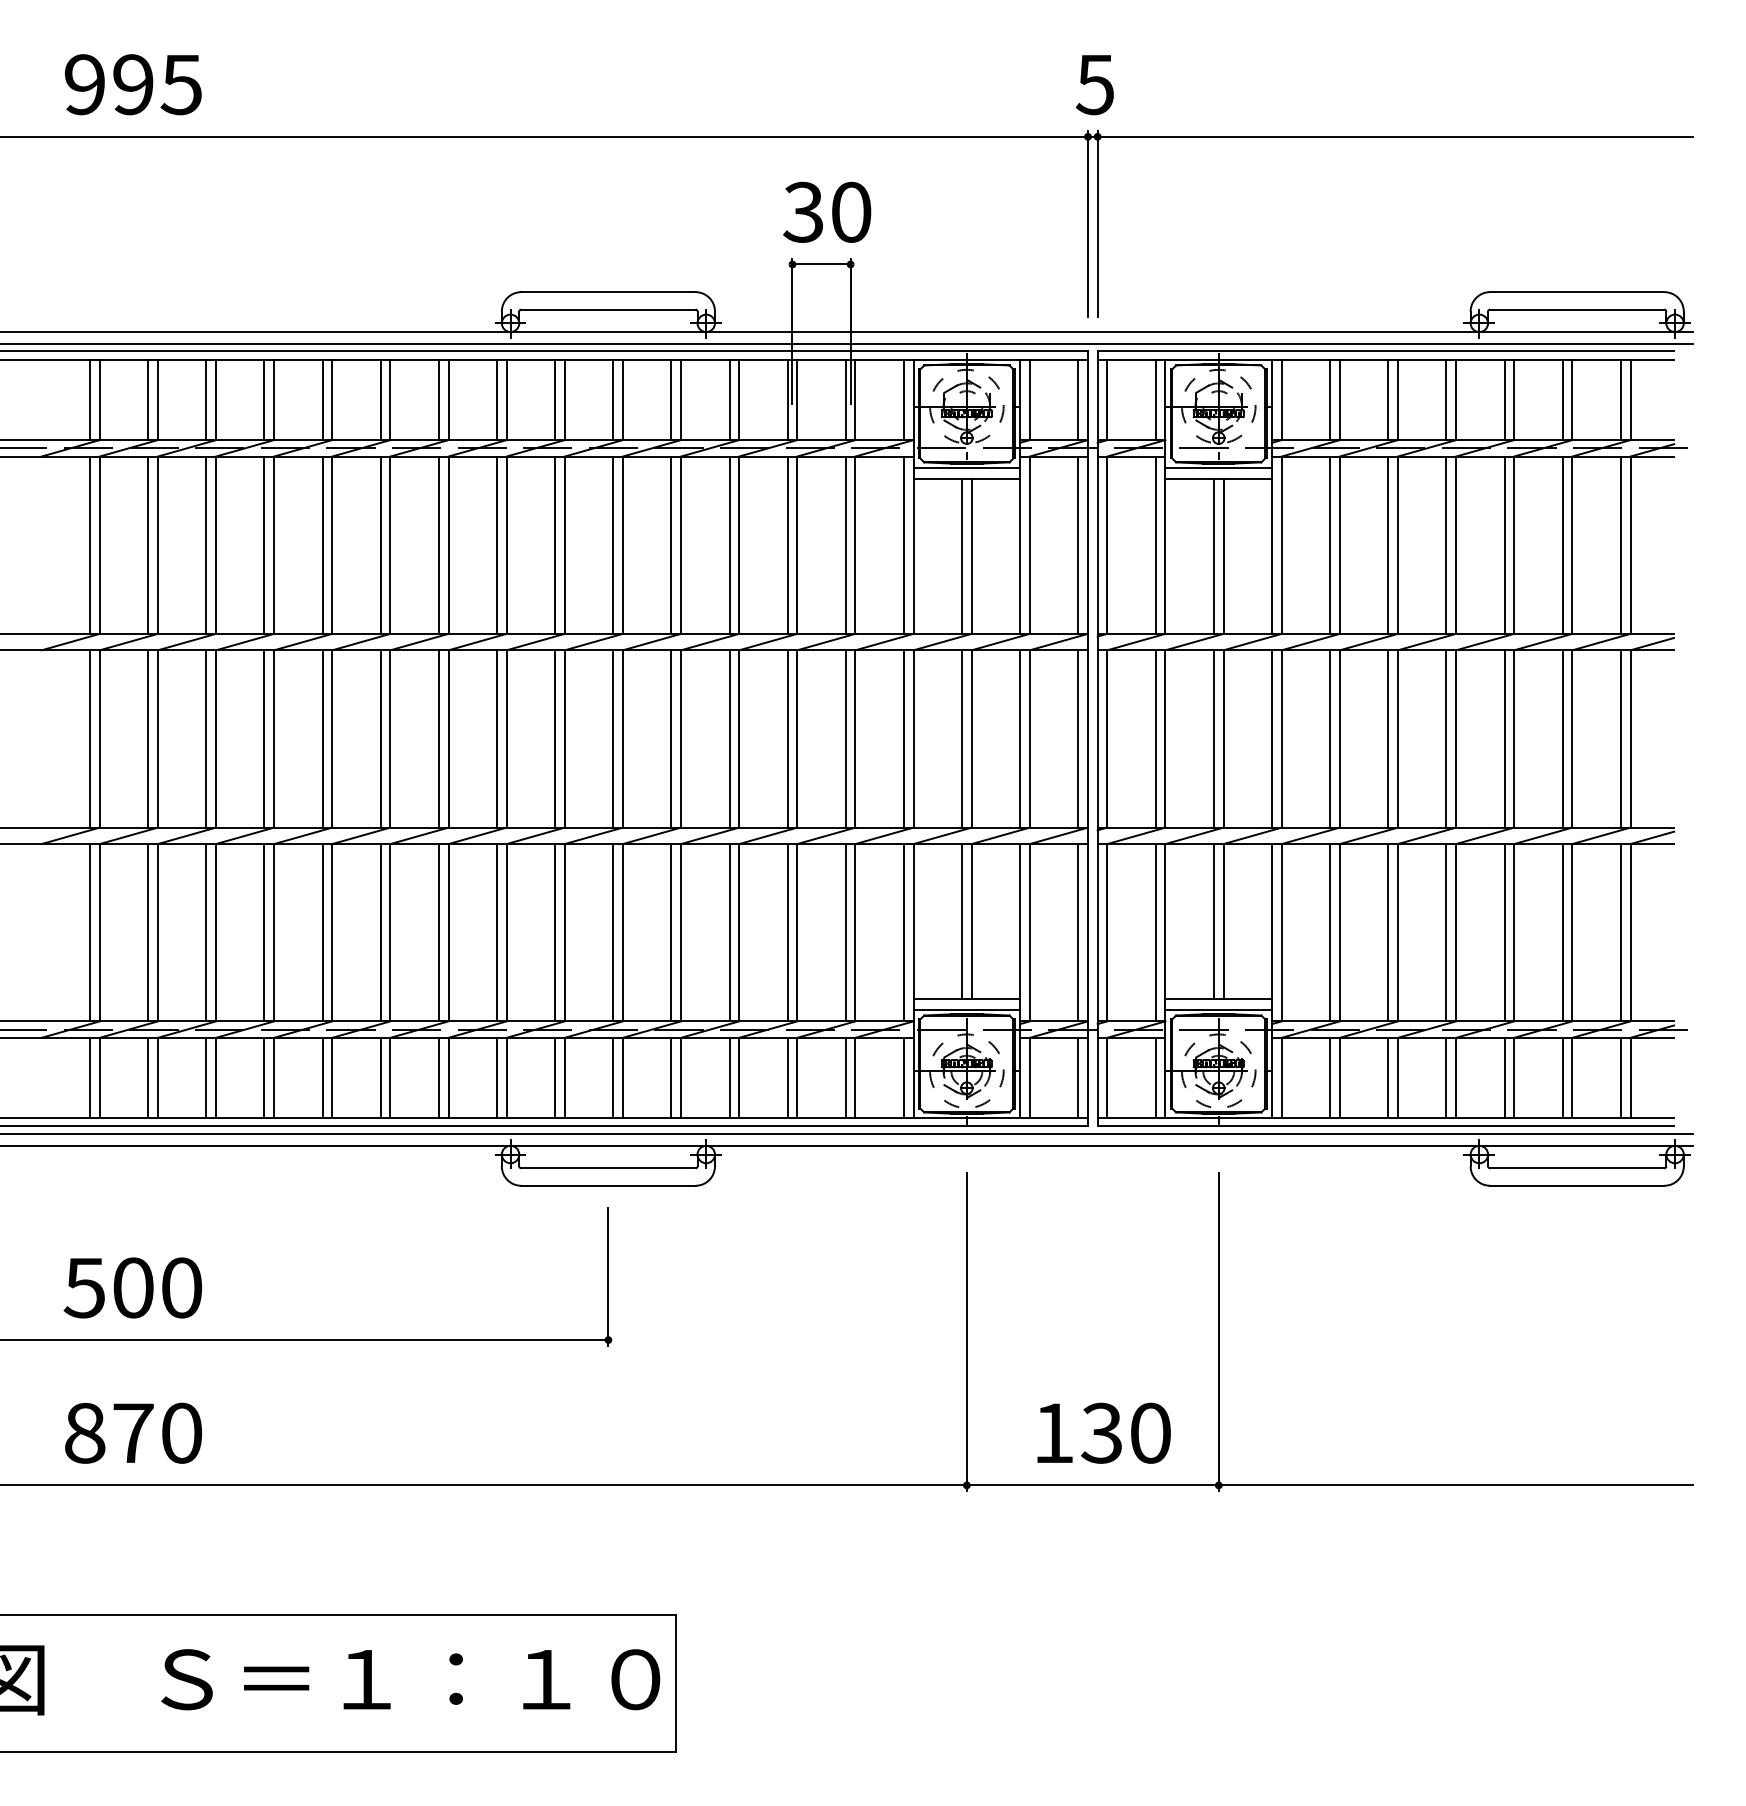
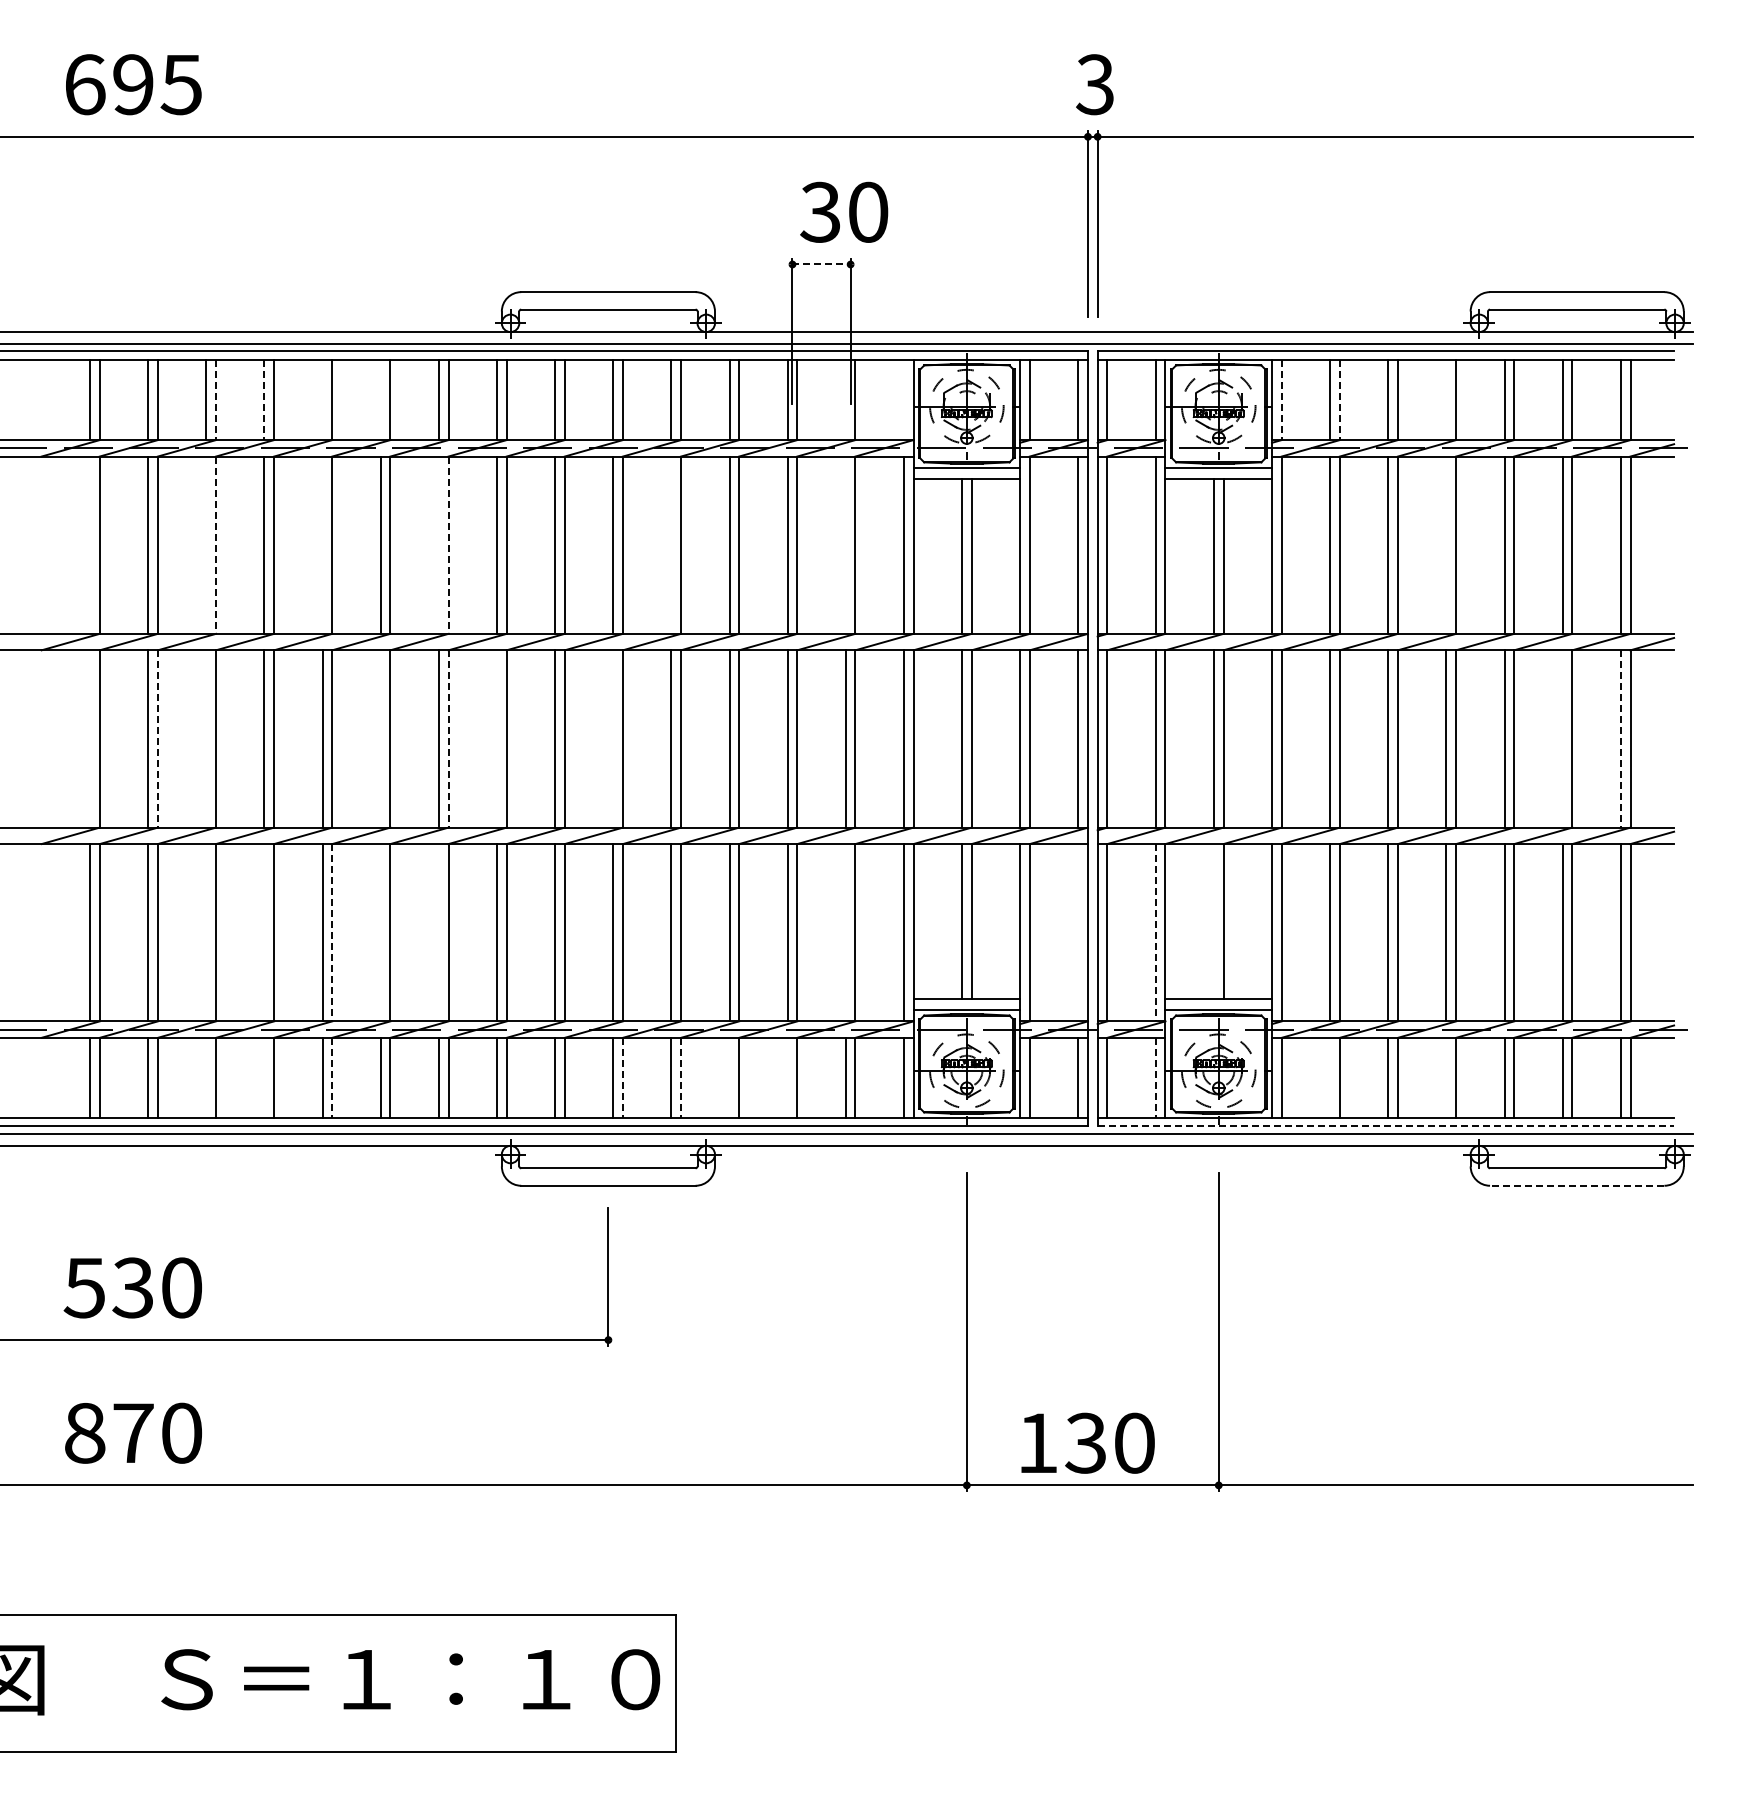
text: 995 -> 695 (84, 84)
text: 5 -> 3 (1094, 84)
text position: (827, 211) -> (844, 211) (844, 211)
line: solid -> dashed (822, 264)
line: solid -> dashed (216, 400)
line: solid -> dashed (264, 400)
line: present -> none (322, 400)
line: present -> none (380, 400)
line: present -> none (845, 400)
line: present -> none (903, 400)
line: solid -> dashed (1281, 400)
line: solid -> dashed (1339, 400)
line: present -> none (1446, 400)
line: present -> none (90, 544)
line: present -> none (206, 544)
line: present -> none (322, 544)
line: present -> none (438, 544)
line: present -> none (671, 544)
line: present -> none (845, 544)
line: present -> none (1446, 544)
line: solid -> dashed (216, 545)
line: solid -> dashed (448, 545)
line: present -> none (90, 738)
line: solid -> dashed (157, 738)
line: present -> none (206, 738)
line: present -> none (380, 738)
line: solid -> dashed (448, 738)
line: present -> none (497, 738)
line: present -> none (613, 738)
line: present -> none (1562, 738)
line: solid -> dashed (1620, 738)
line: present -> none (1213, 921)
line: present -> none (206, 932)
line: present -> none (264, 932)
line: solid -> dashed (332, 932)
line: present -> none (380, 932)
line: present -> none (438, 932)
line: present -> none (845, 932)
line: present -> none (1078, 932)
line: solid -> dashed (1155, 932)
line: present -> none (206, 1077)
line: present -> none (264, 1077)
line: solid -> dashed (332, 1077)
line: solid -> dashed (622, 1077)
line: solid -> dashed (681, 1077)
line: present -> none (729, 1077)
line: present -> none (787, 1077)
line: solid -> dashed (1155, 1077)
line: present -> none (1330, 1077)
line: present -> none (1446, 1077)
line: solid -> dashed (1386, 1126)
line: solid -> dashed (1576, 1185)
text: 500 -> 530 (132, 1287)
text position: (1103, 1432) -> (1087, 1442) (1087, 1442)
